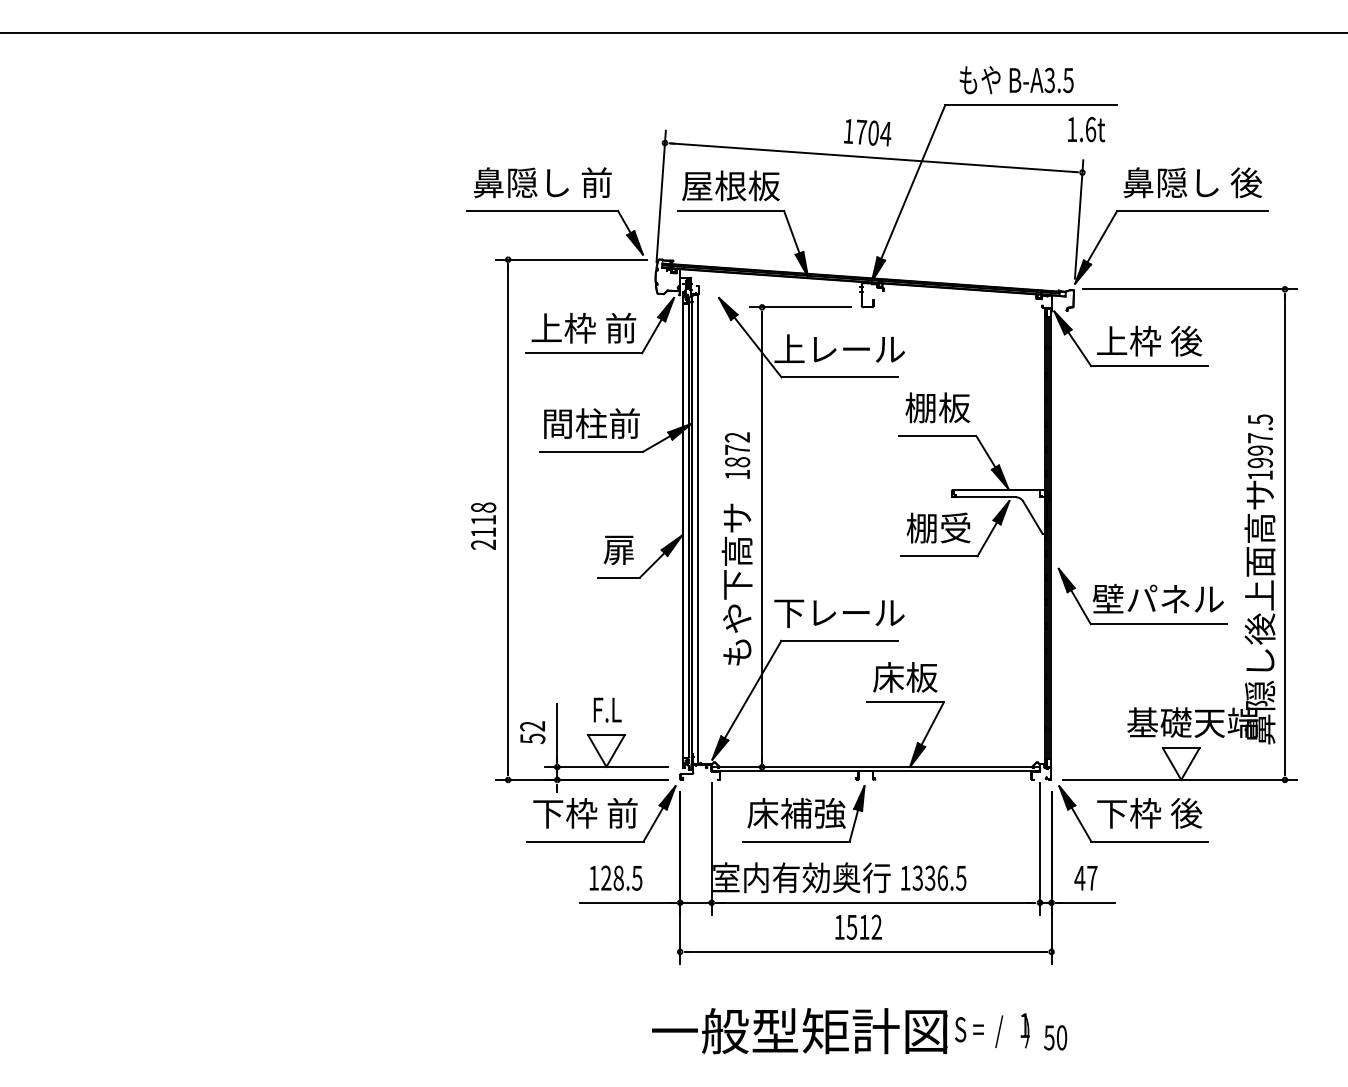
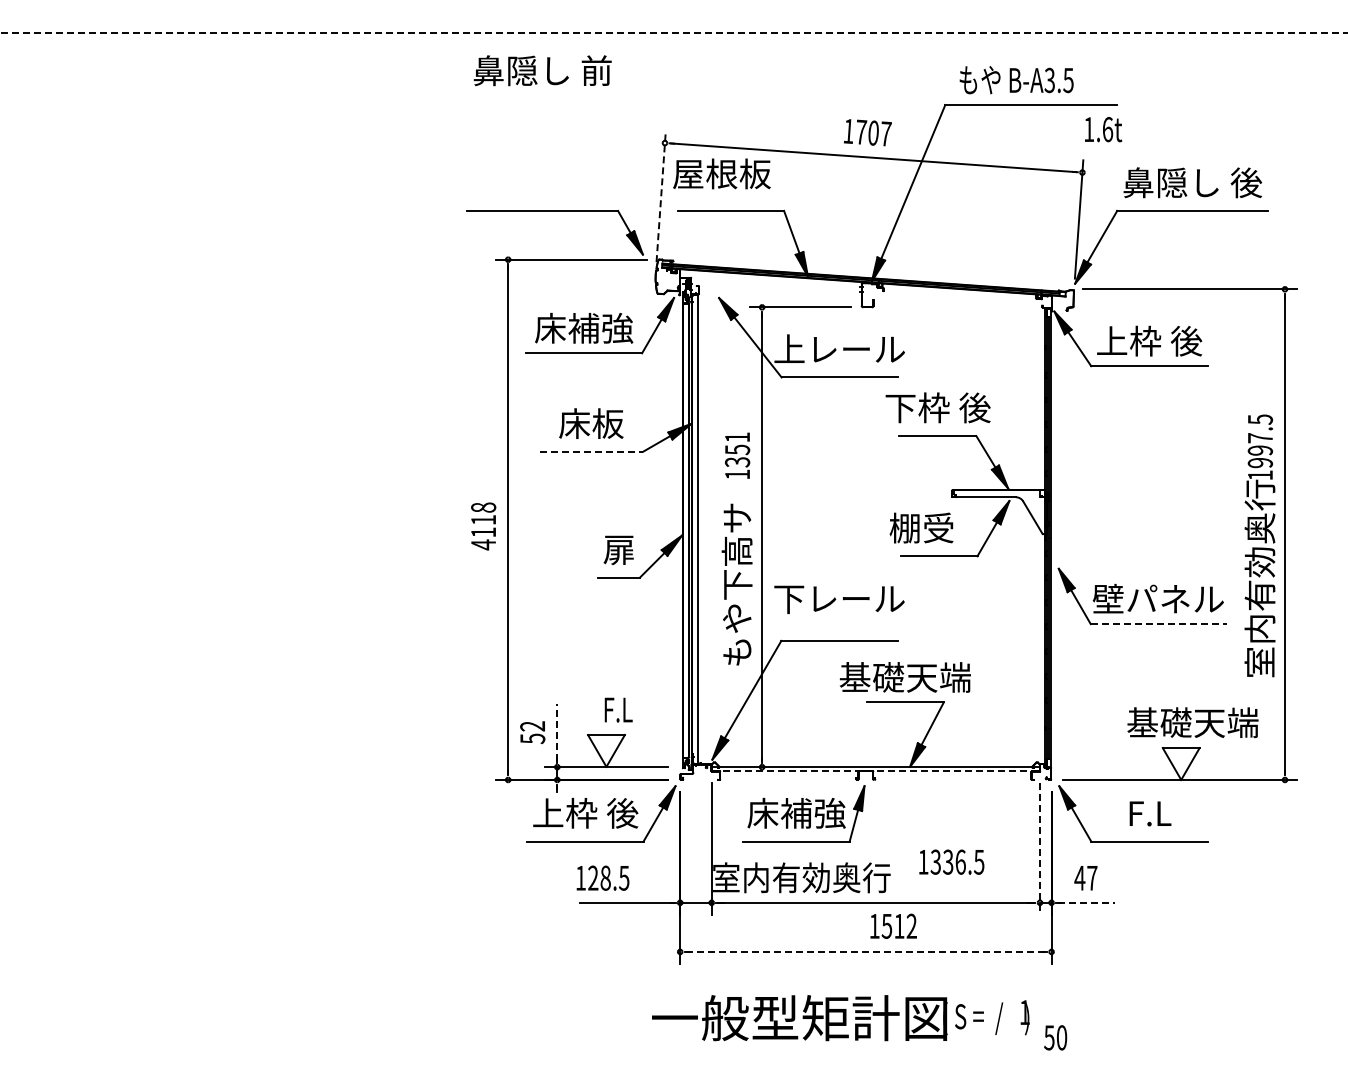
line: solid -> dashed (674, 32)
text position: (1086, 129) -> (1103, 129) (1103, 129)
text: 1704 -> 1707 (885, 133)
text position: (542, 182) -> (542, 70) (542, 70)
text position: (730, 185) -> (721, 173) (721, 173)
line: solid -> dashed (661, 196)
text: 上枠 前 -> 床補強 (583, 327)
text: 棚板 -> 下枠 後 (937, 407)
text: 間柱前 -> 床板 (591, 423)
text: 1872 -> 1351 (737, 449)
line: solid -> dashed (591, 451)
text position: (938, 527) -> (921, 527) (921, 527)
text: 2118 -> 4118 (483, 544)
text: 鼻隠し後上面高サ -> 室内有効奥行 (1259, 611)
text position: (839, 613) -> (839, 599) (839, 599)
line: solid -> dashed (1158, 624)
text: 床板 -> 基礎天端 (904, 677)
text position: (607, 709) -> (618, 709) (618, 709)
line: solid -> dashed (557, 732)
line: solid -> dashed (875, 771)
text: 下枠 前 -> 上枠 後 (585, 812)
text: 下枠 後 -> F.L (1149, 812)
line: solid -> dashed (1040, 849)
text position: (615, 877) -> (602, 877) (602, 877)
text position: (933, 877) -> (951, 861) (951, 861)
line: solid -> dashed (1086, 902)
text position: (858, 926) -> (893, 925) (893, 925)
line: solid -> dashed (865, 951)
text position: (840, 1031) -> (840, 1018) (840, 1018)
